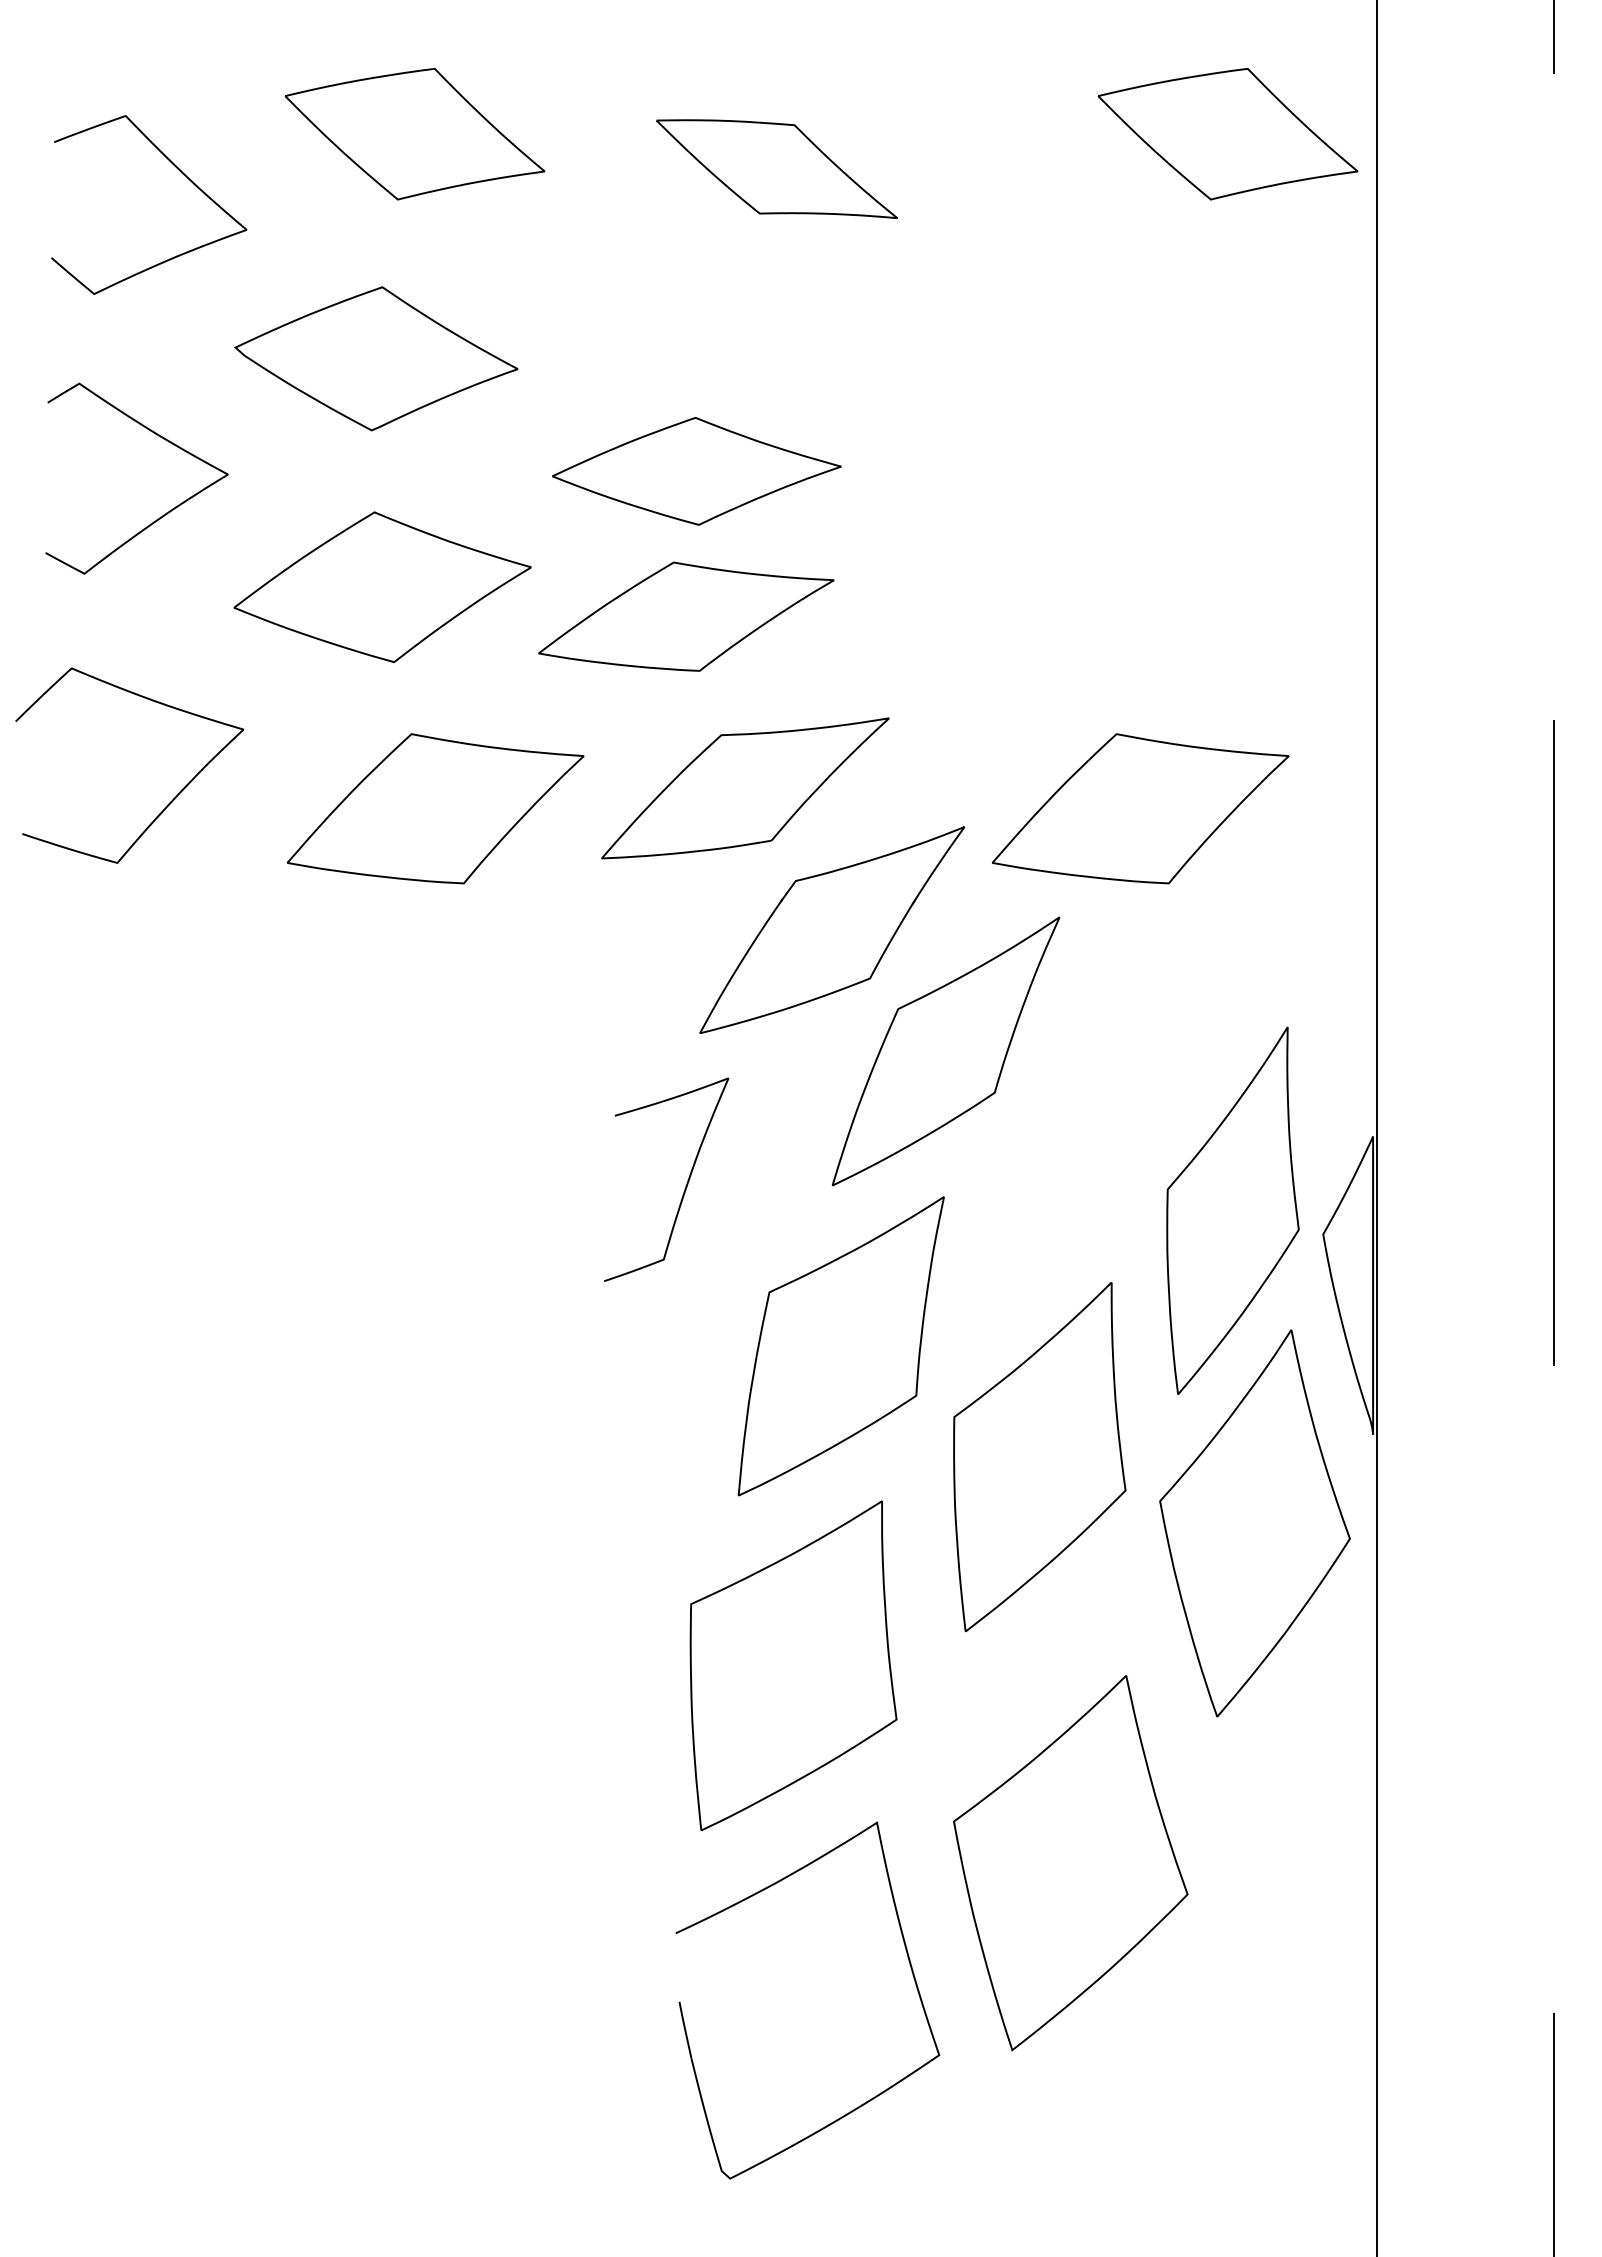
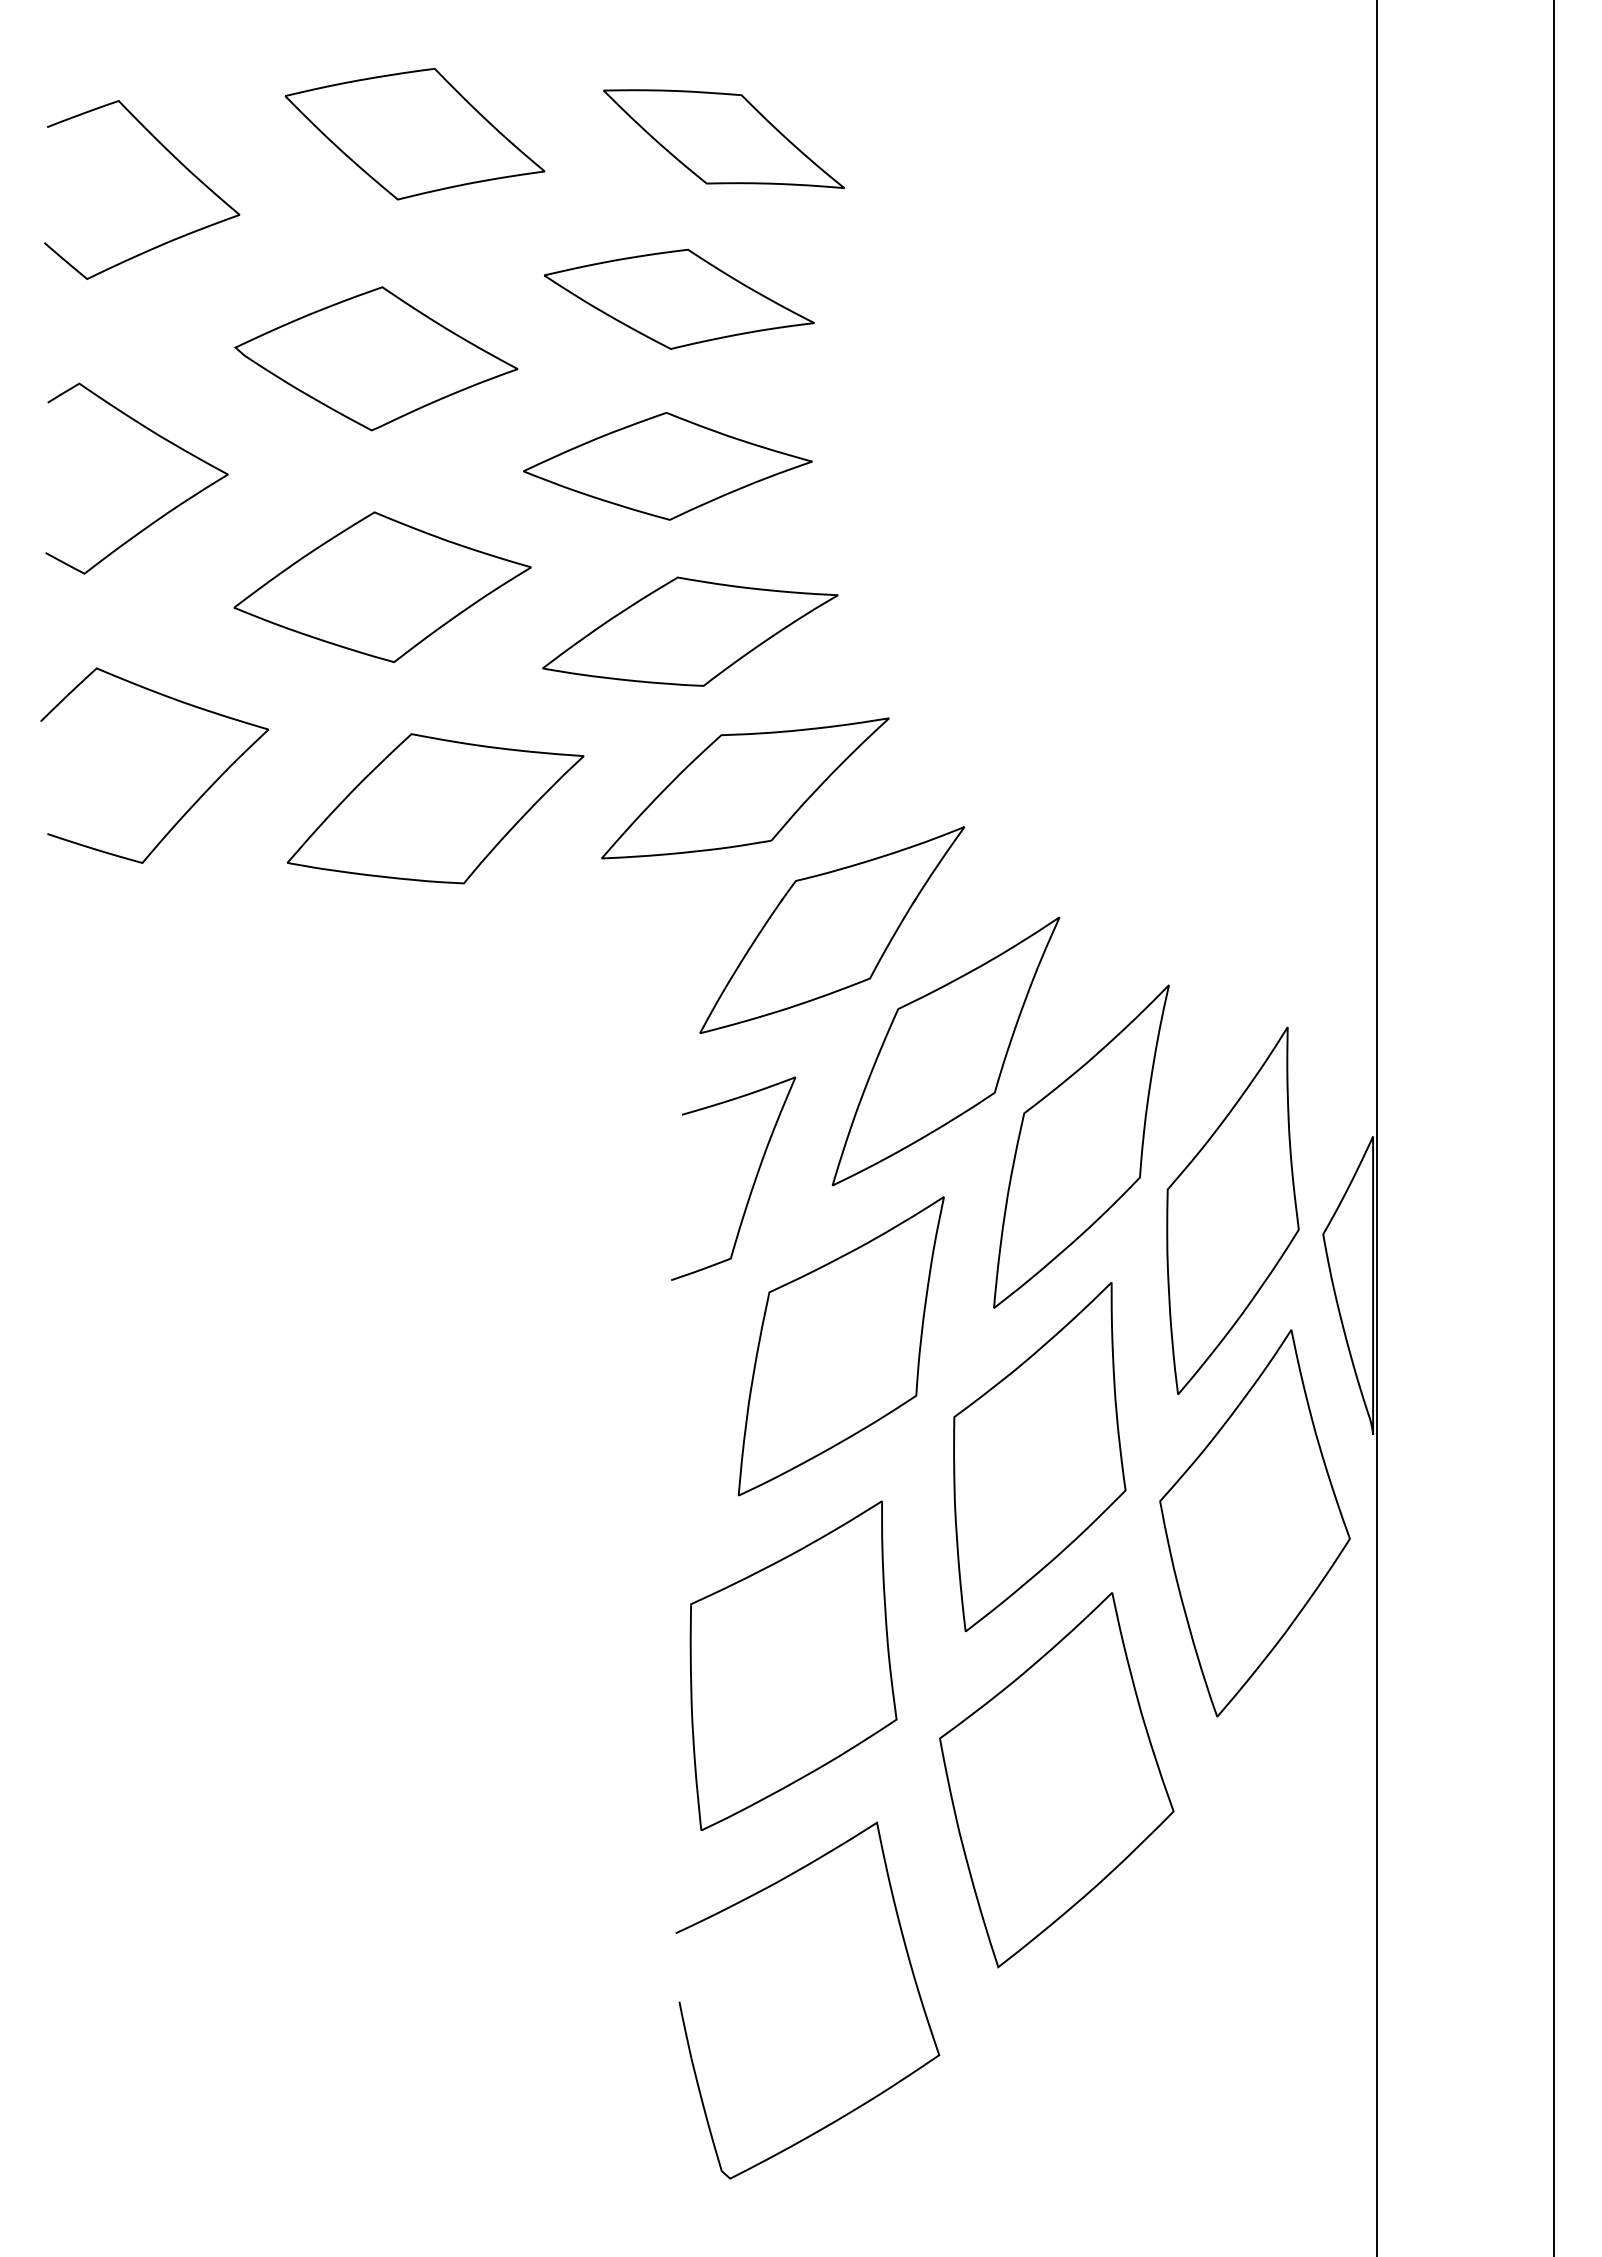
part: present -> none (1227, 134)
part position: (776, 168) -> (723, 138) (723, 138)
curve position: (180, 172) -> (173, 157) (173, 157)
part: none -> present (679, 298)
part position: (696, 471) -> (667, 466) (667, 466)
part position: (686, 616) -> (690, 631) (690, 631)
part position: (168, 803) -> (193, 803) (193, 803)
part: present -> none (1140, 808)
line: dashed -> solid (1553, 1128)
part: none -> present (1081, 1146)
curve position: (685, 1186) -> (752, 1185) (752, 1185)
part position: (1070, 1863) -> (1056, 1780) (1056, 1780)
